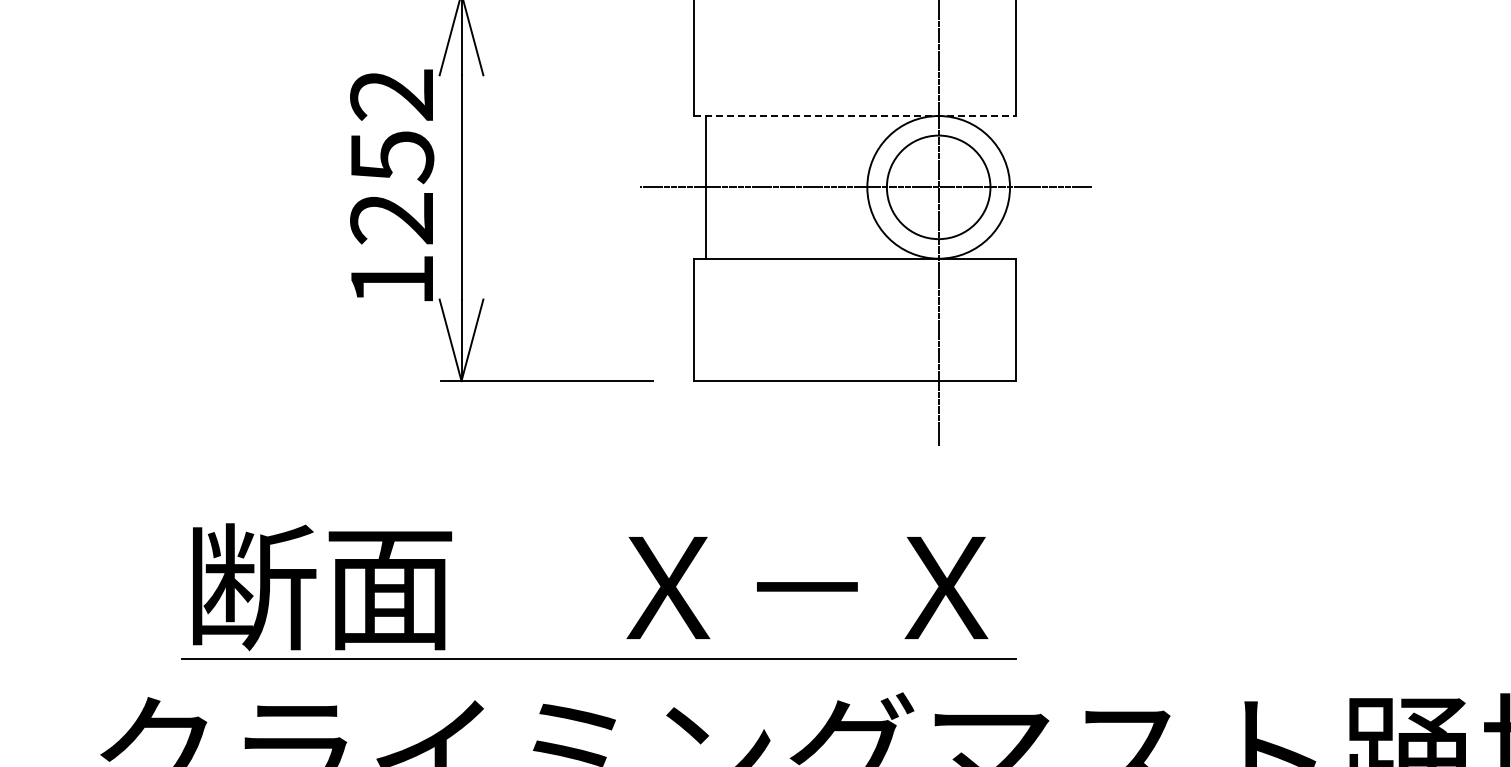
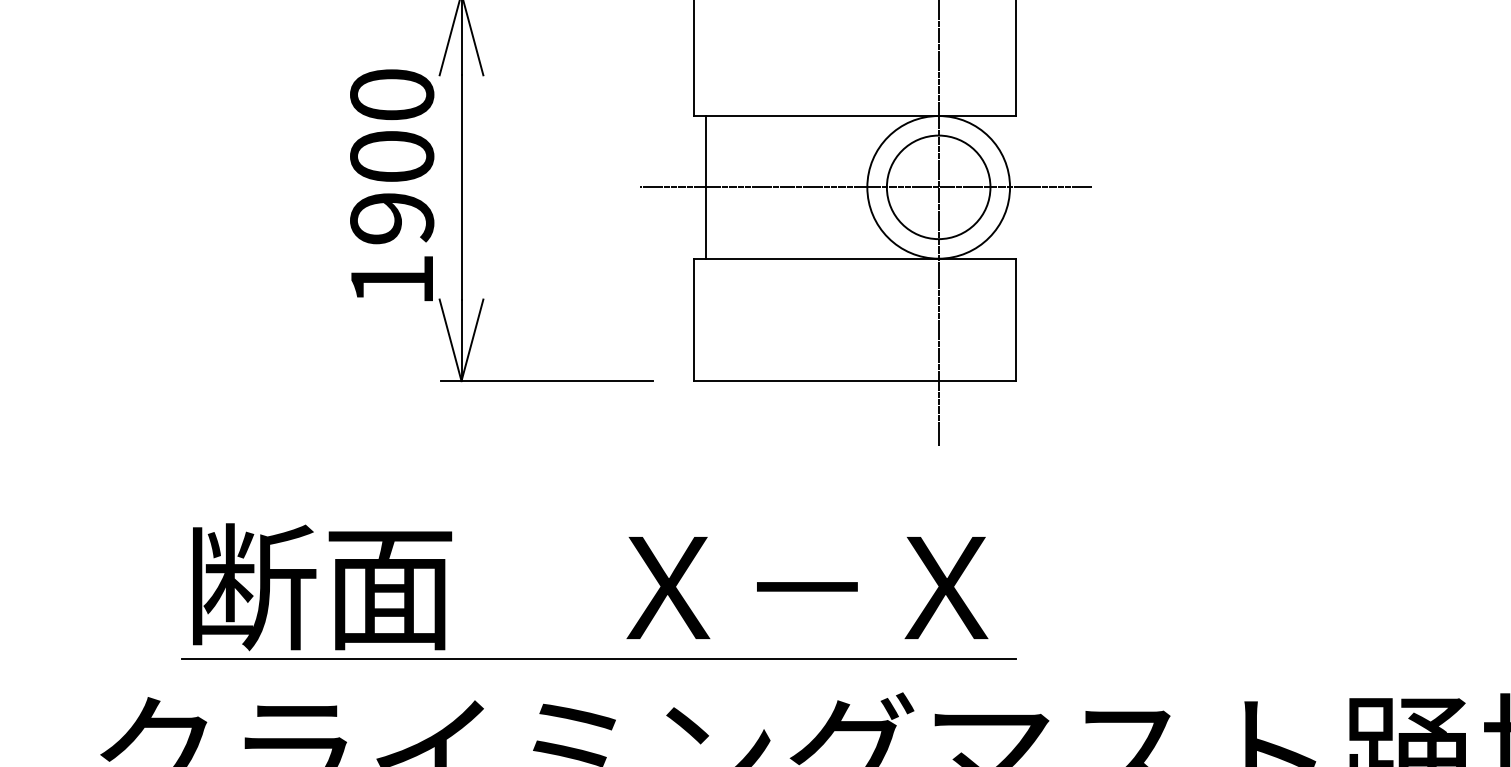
line: dashed -> solid (855, 116)
text: 1252 -> 1900 (392, 156)
